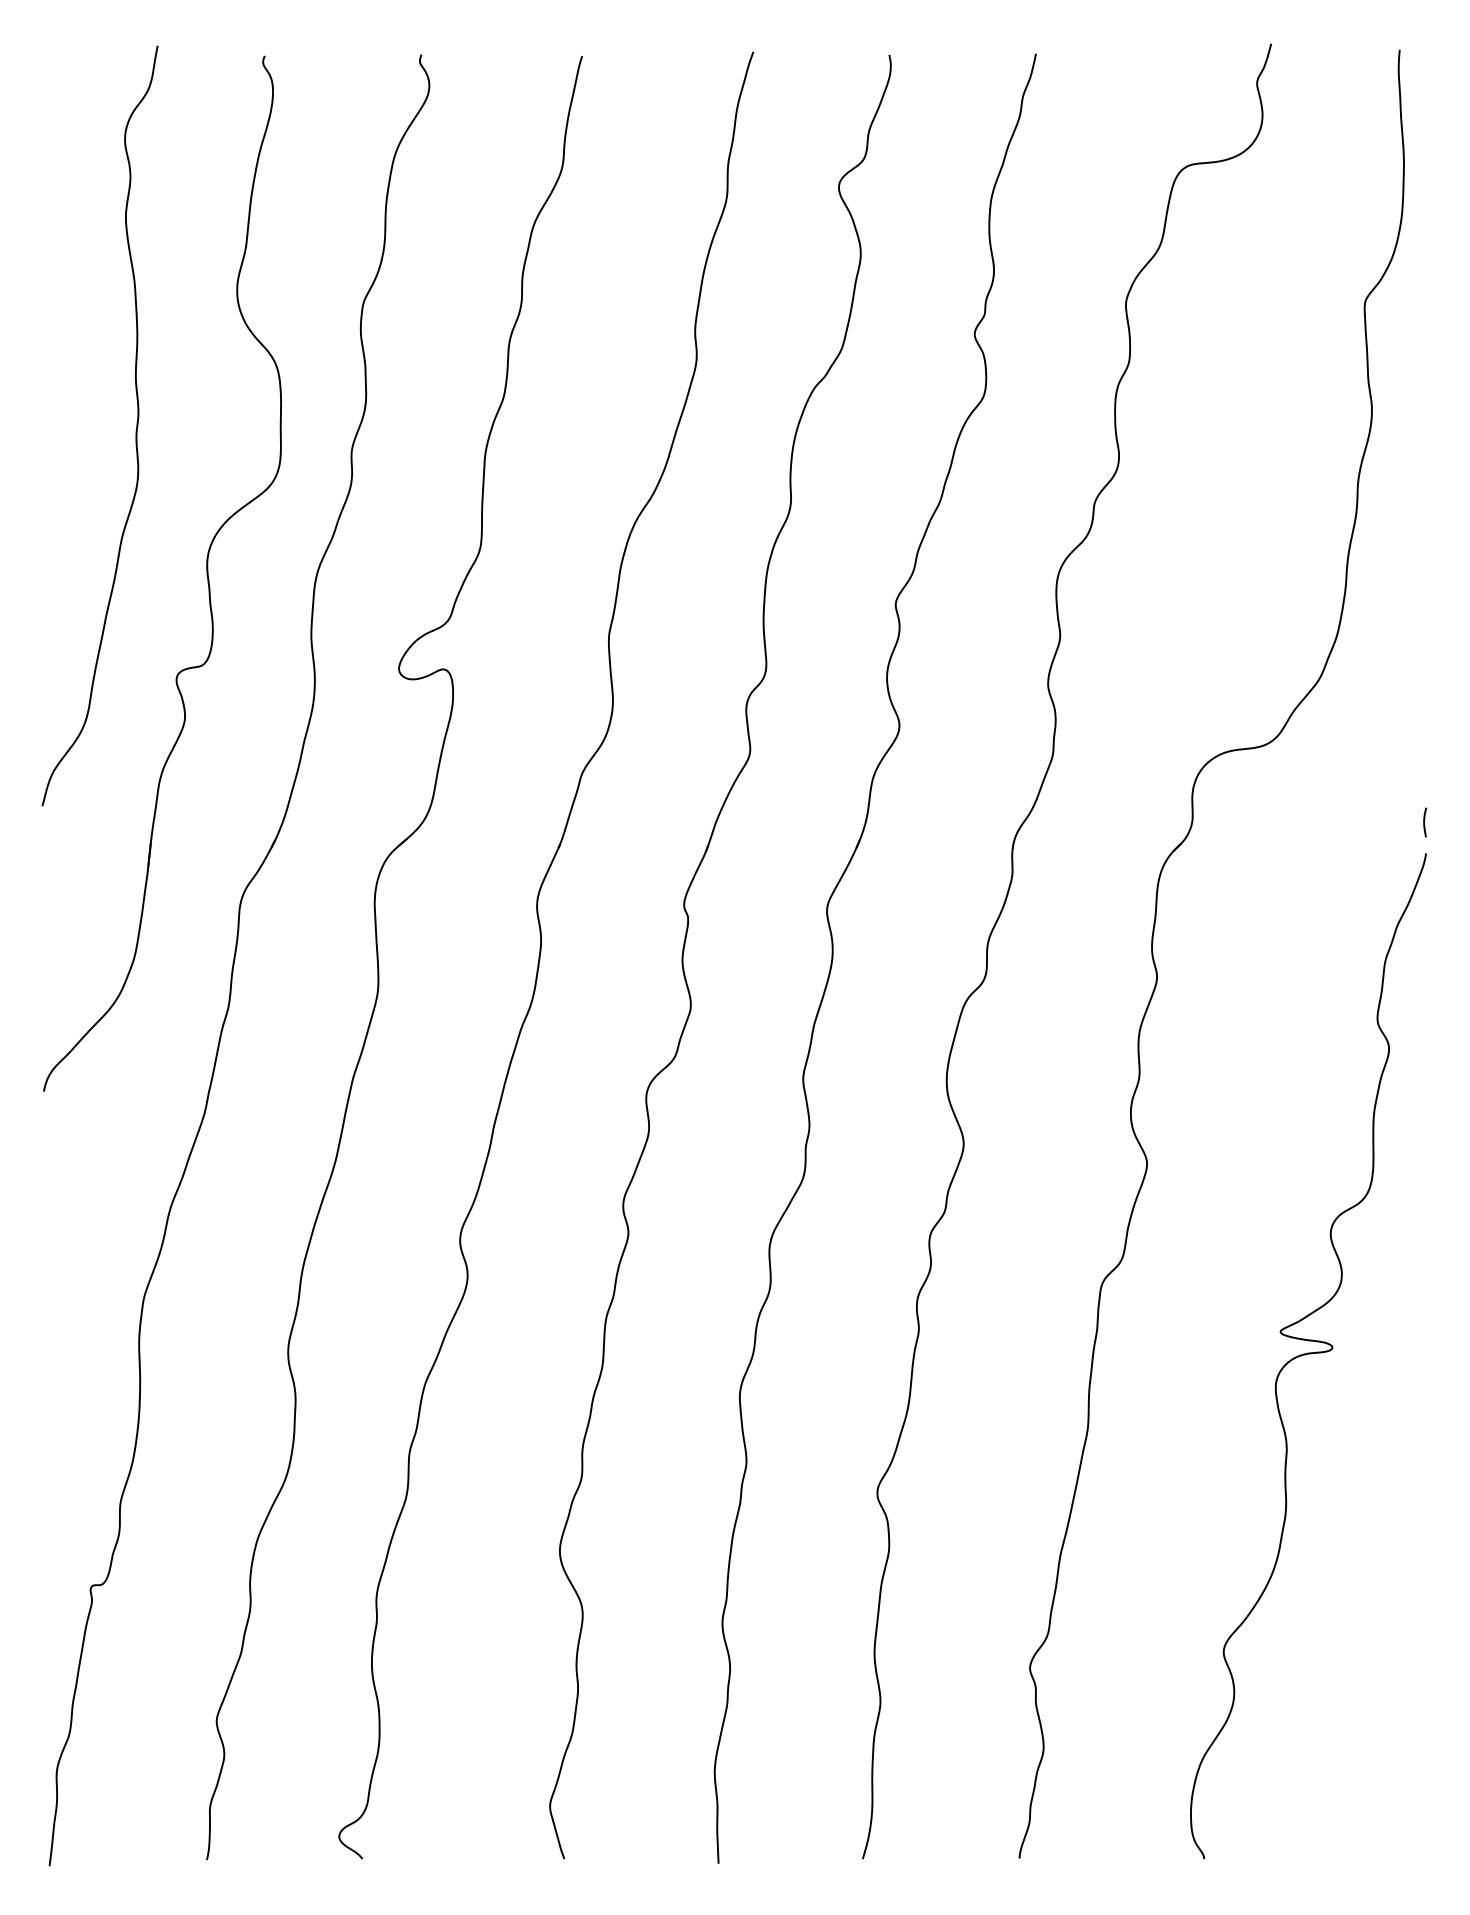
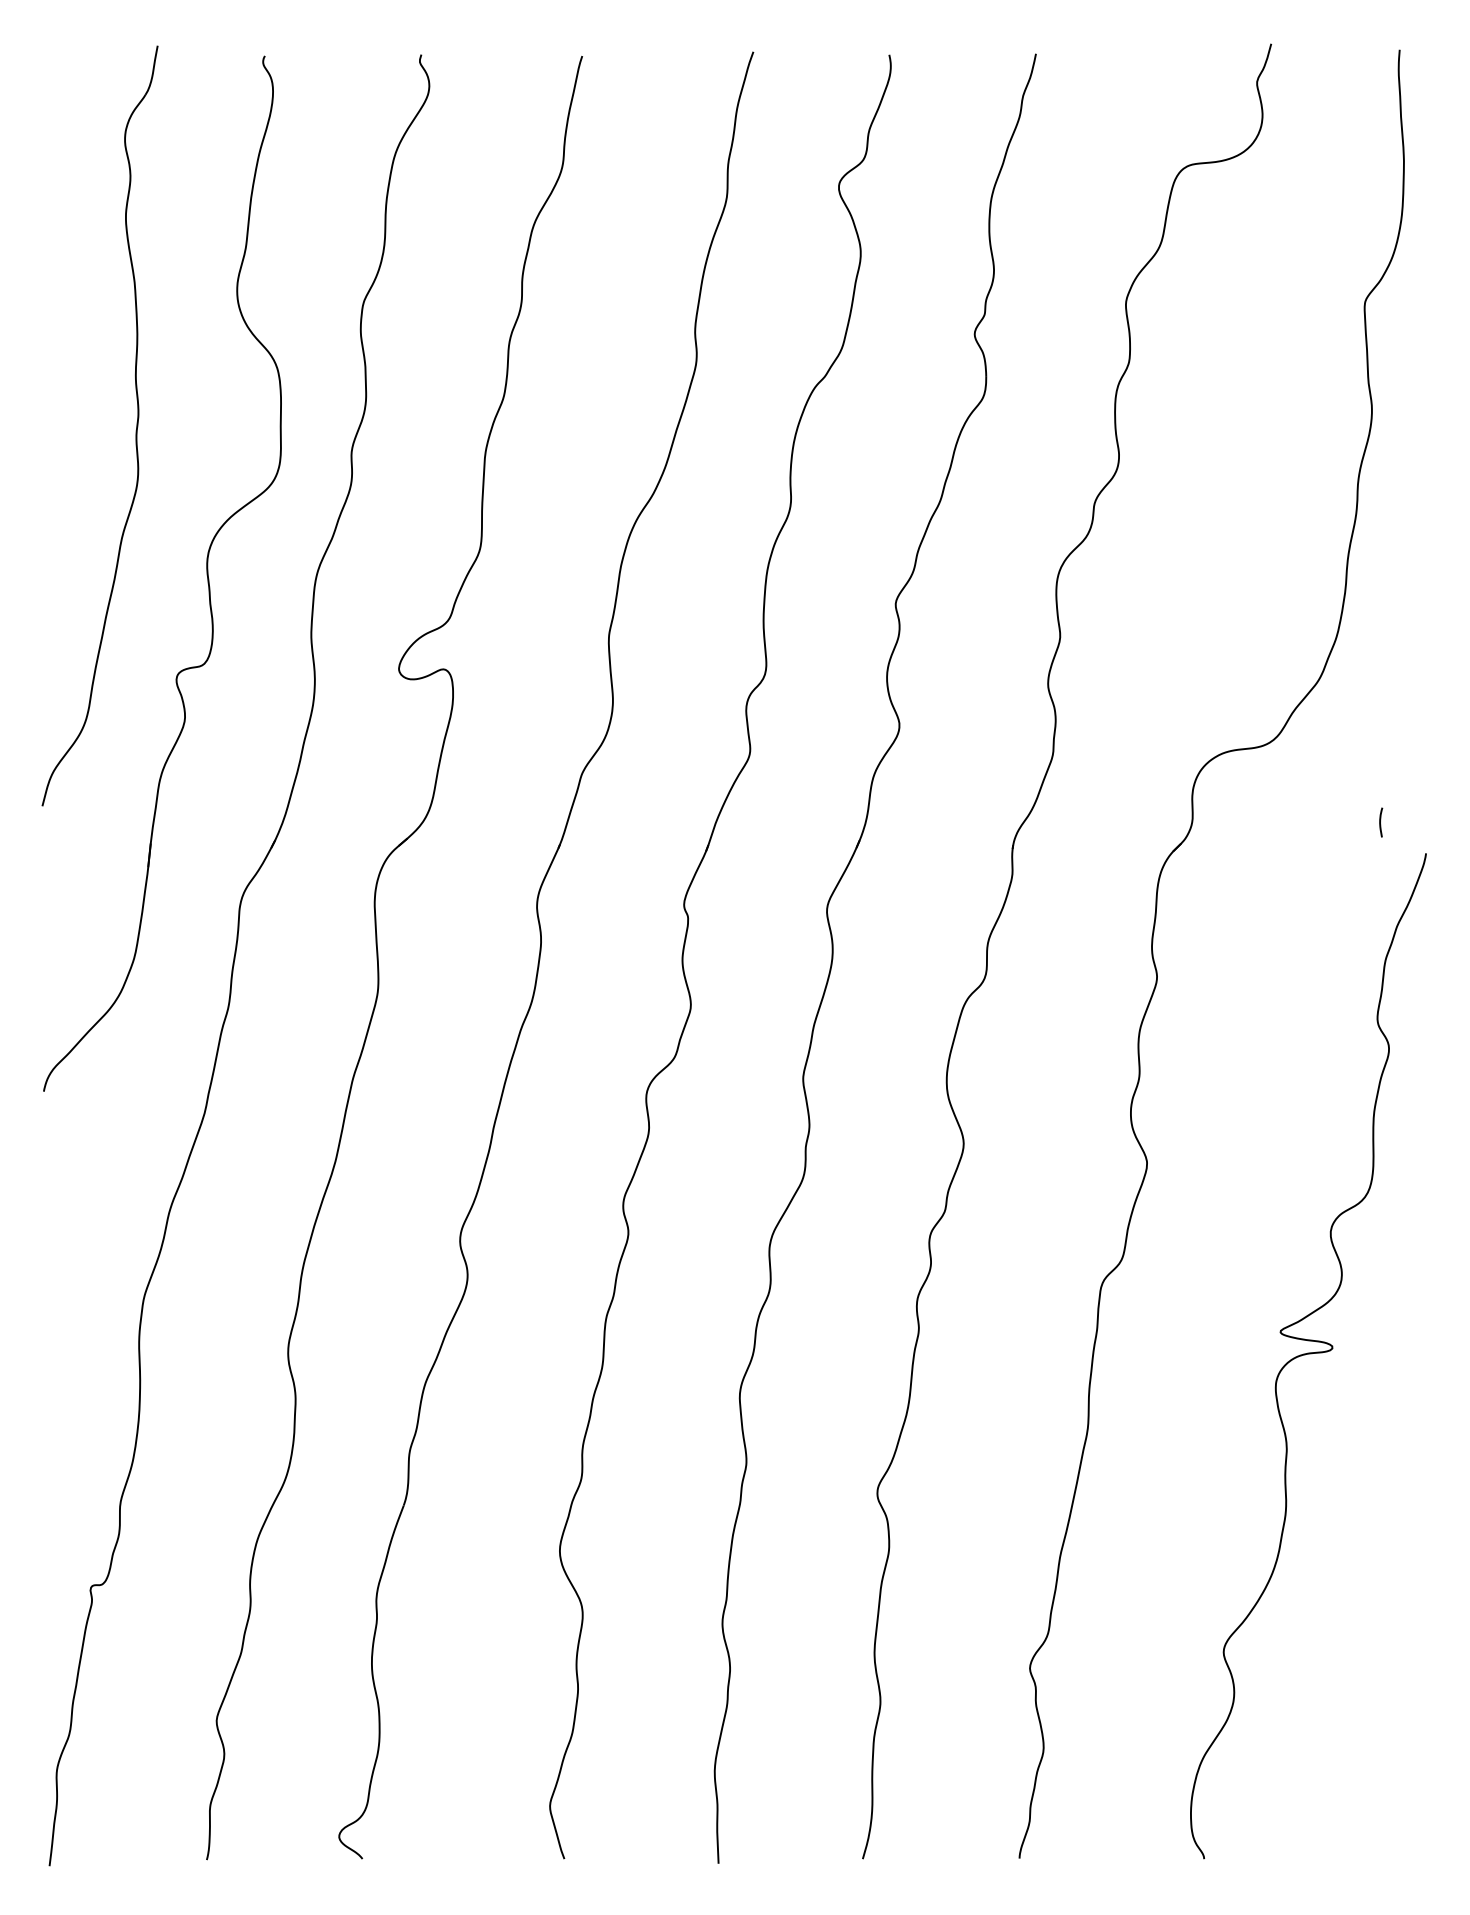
curve position: (1424, 822) -> (1380, 822) (1380, 822)
